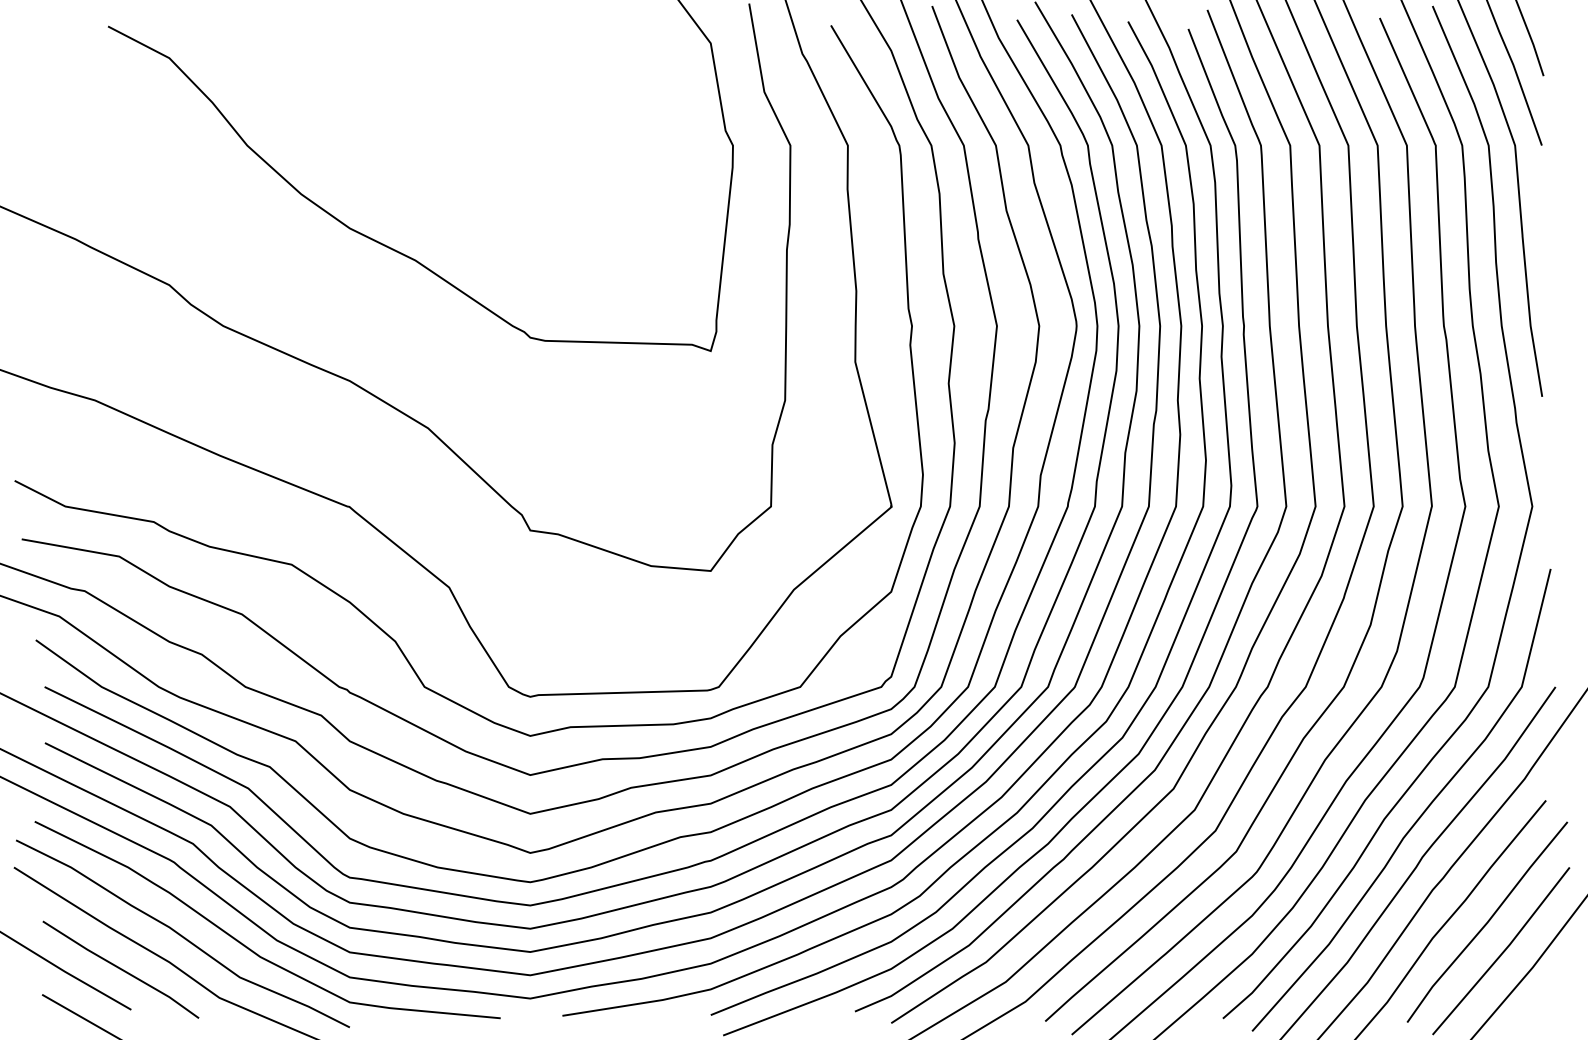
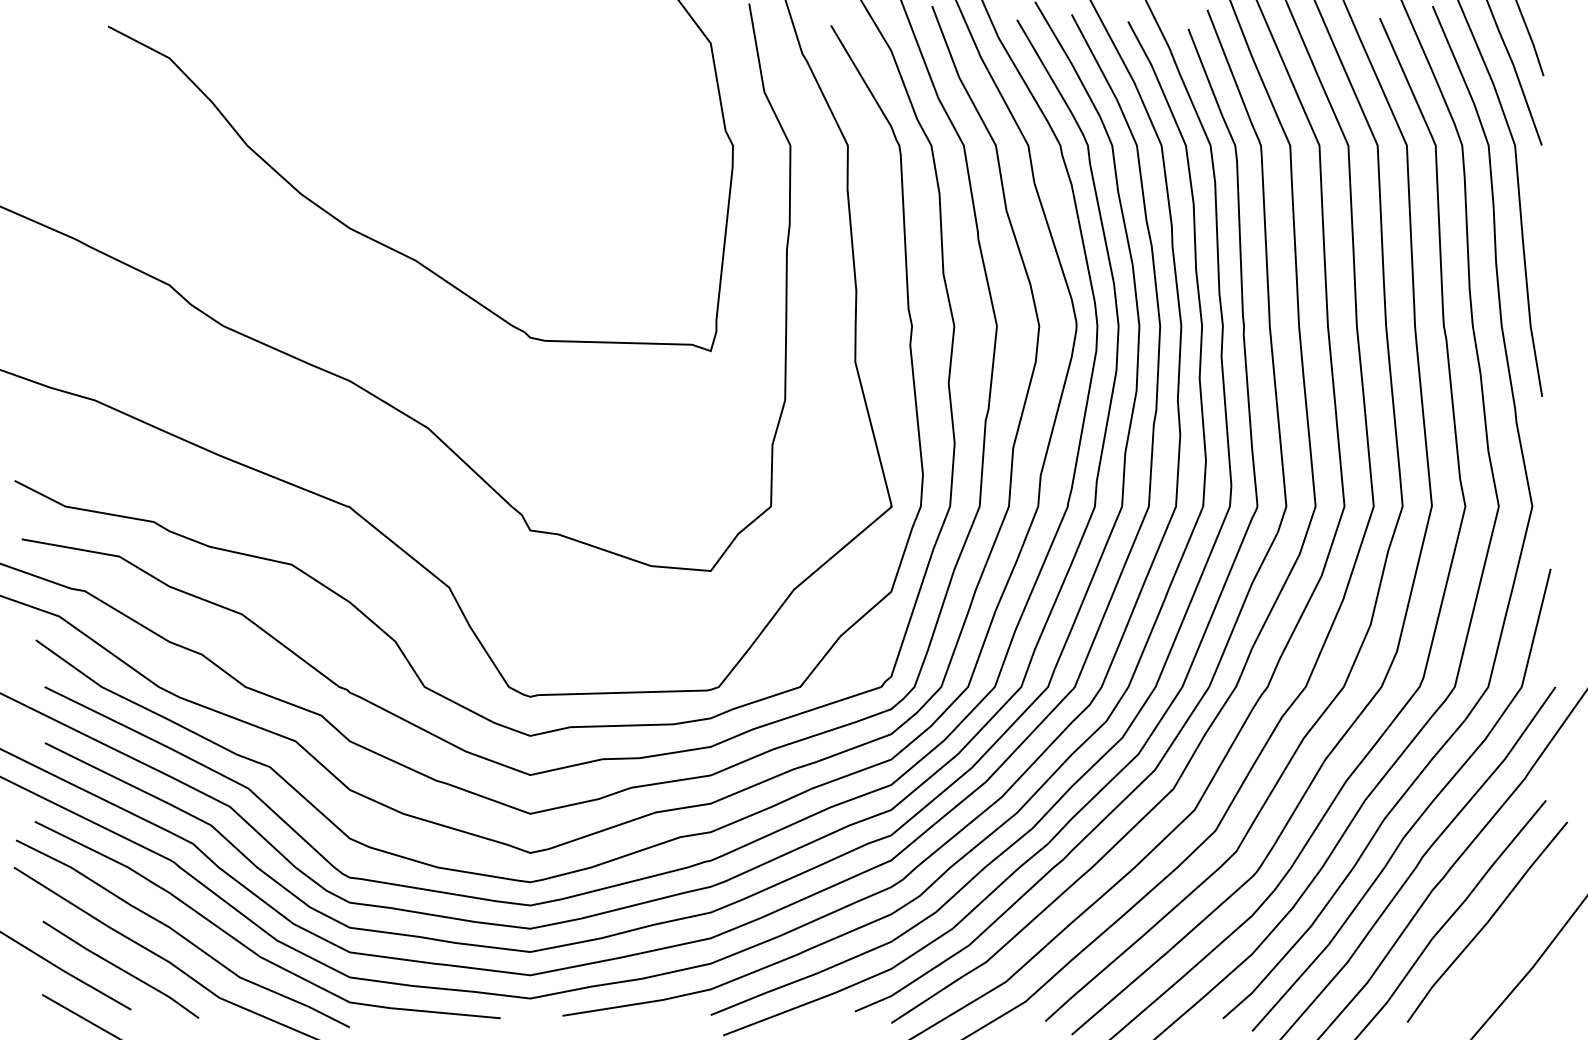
line: present -> none (1502, 951)
